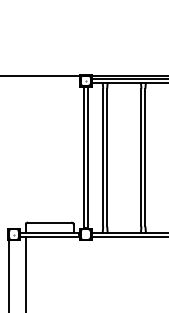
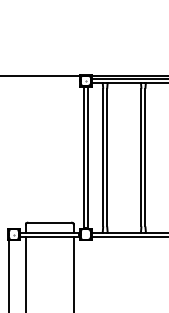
line: none -> present (73, 272)
